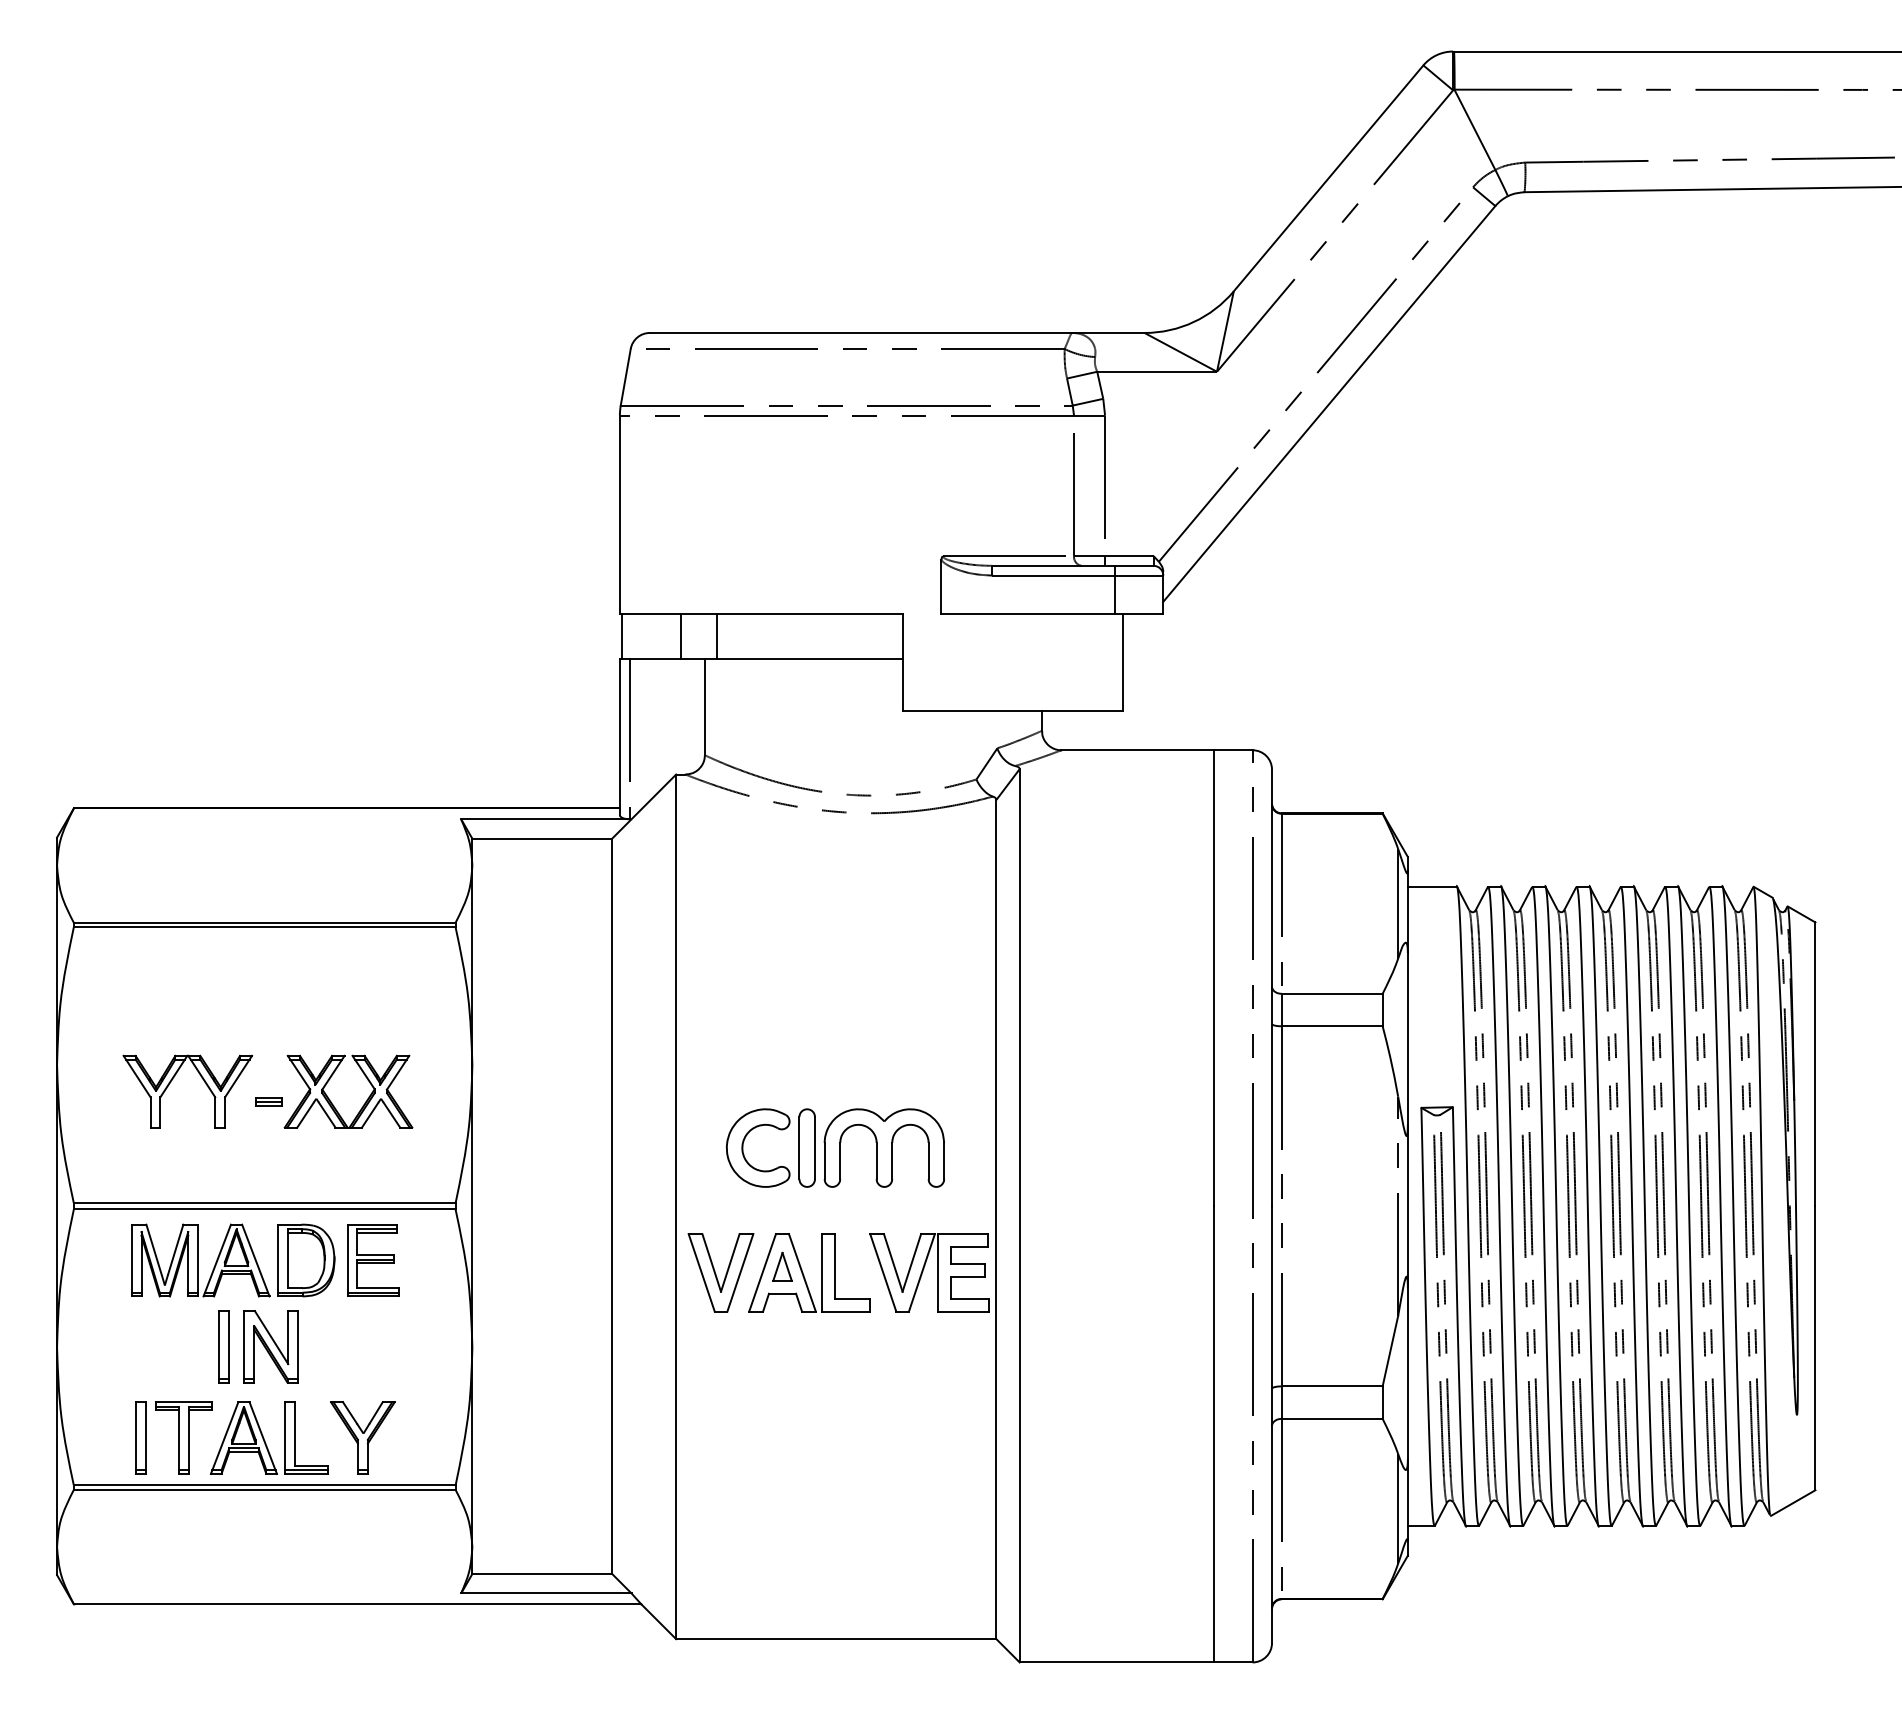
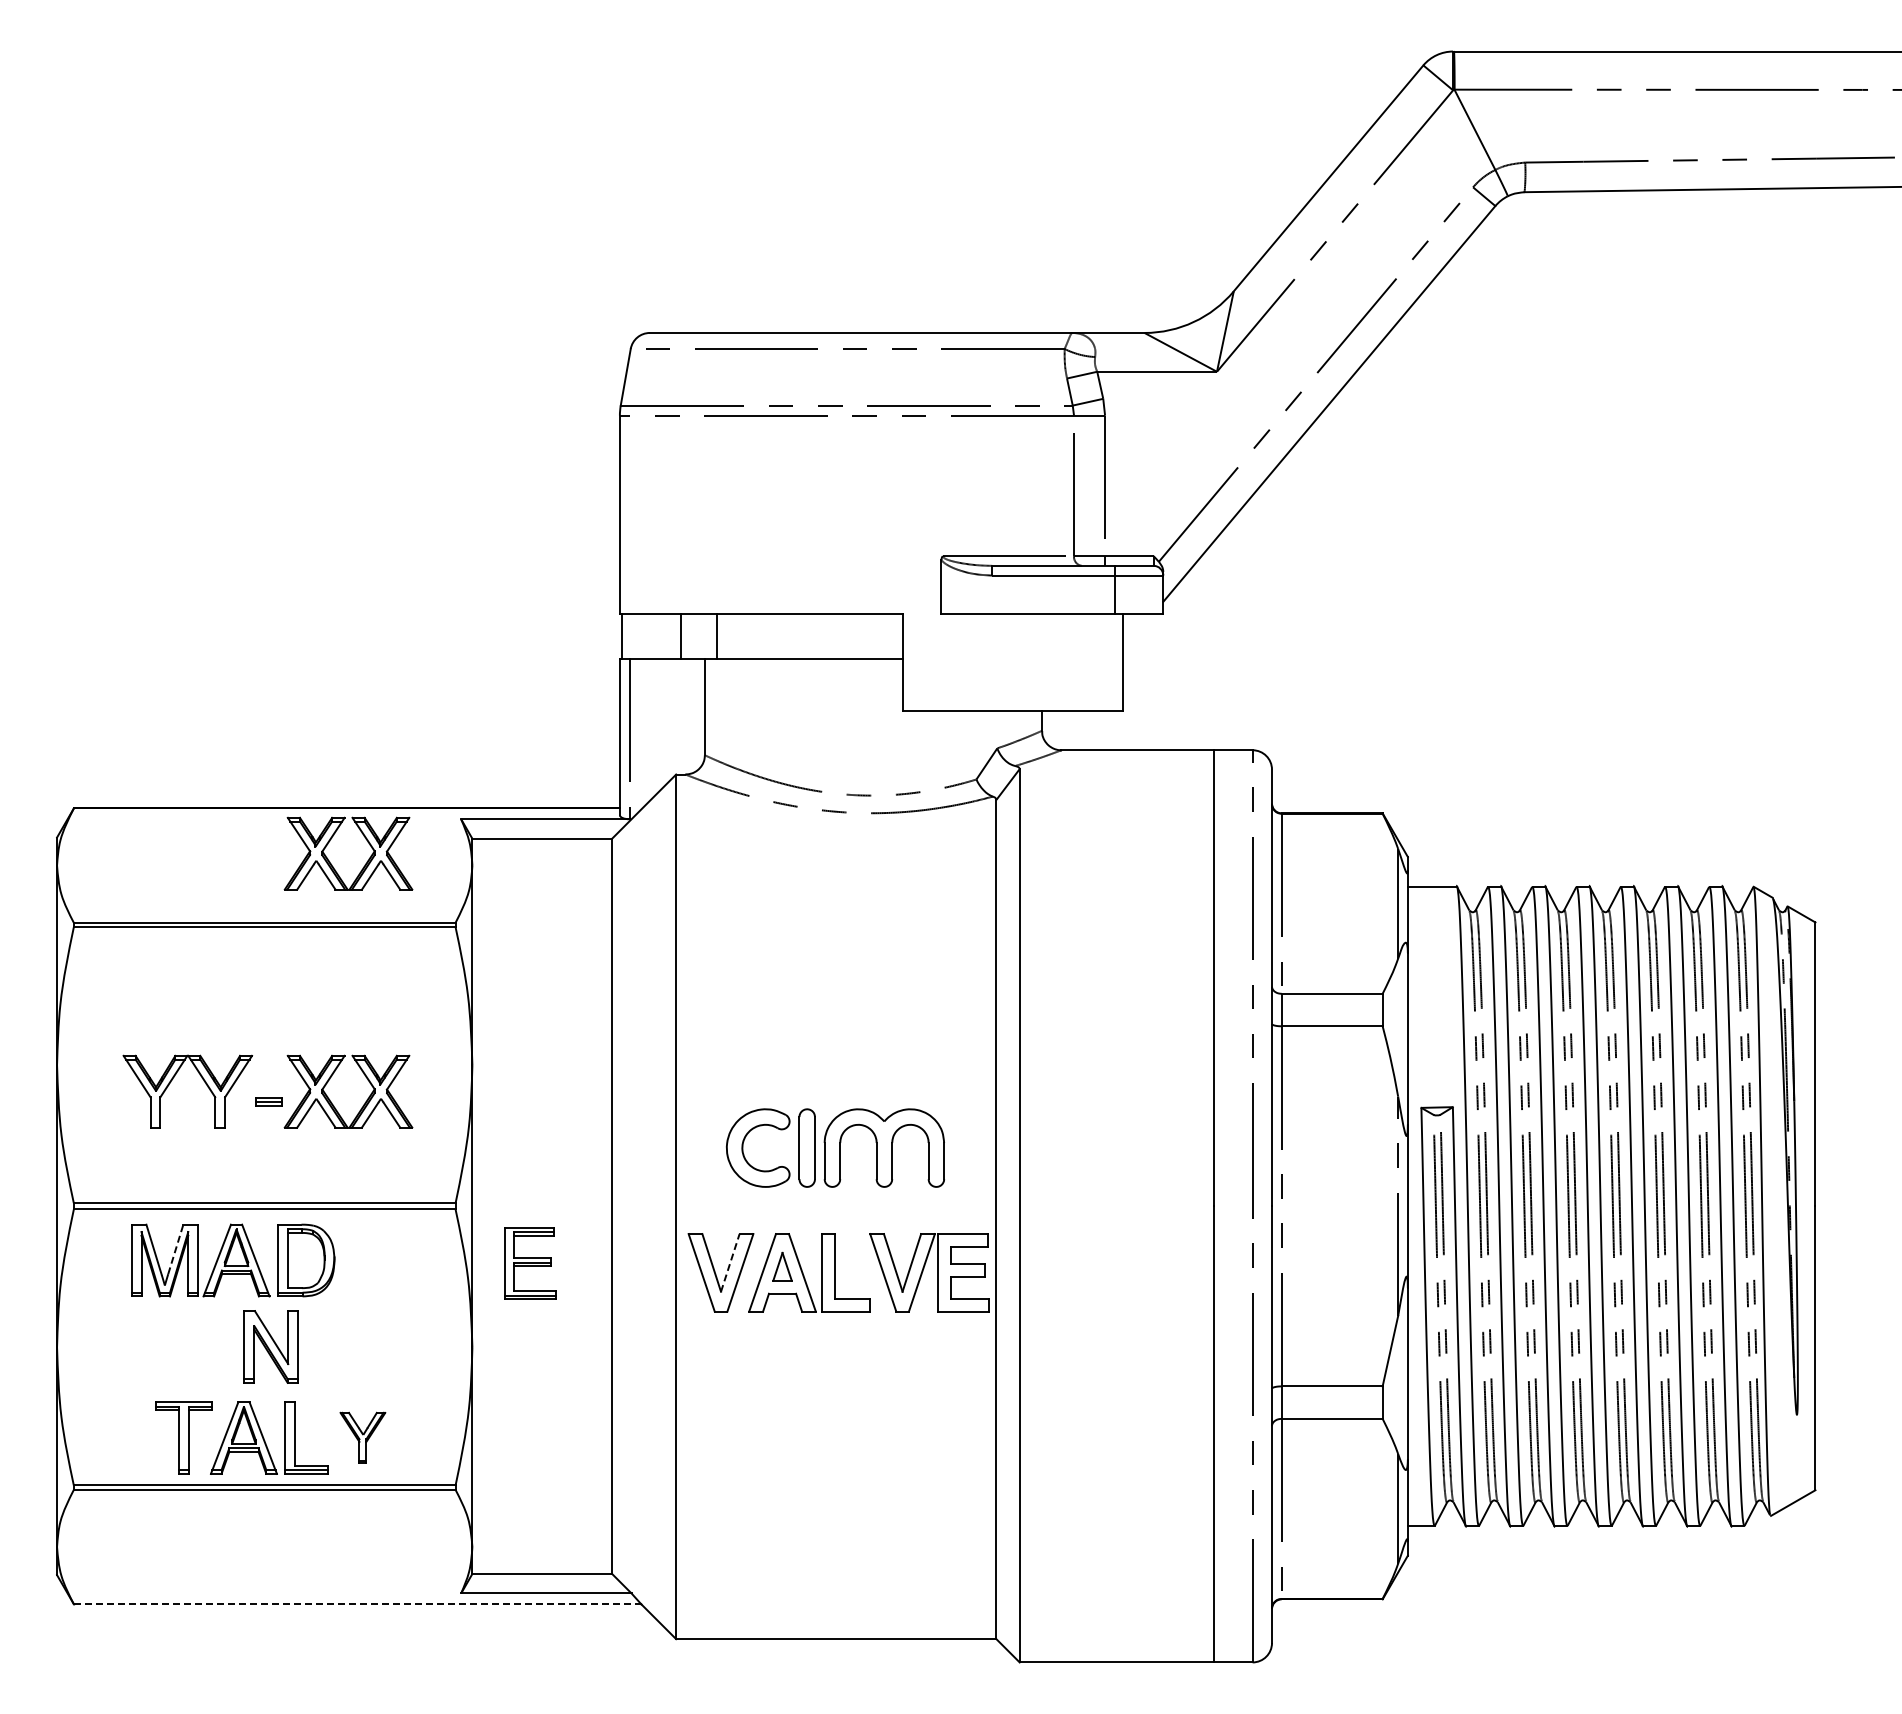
part: none -> present (332, 864)
line: solid -> dashed (175, 1249)
part position: (373, 1260) -> (530, 1263) (530, 1263)
line: solid -> dashed (730, 1262)
part: present -> none (223, 1346)
part: present -> none (140, 1437)
part size: 66x74 px -> 48x53 px (362, 1437)
line: solid -> dashed (357, 1604)
